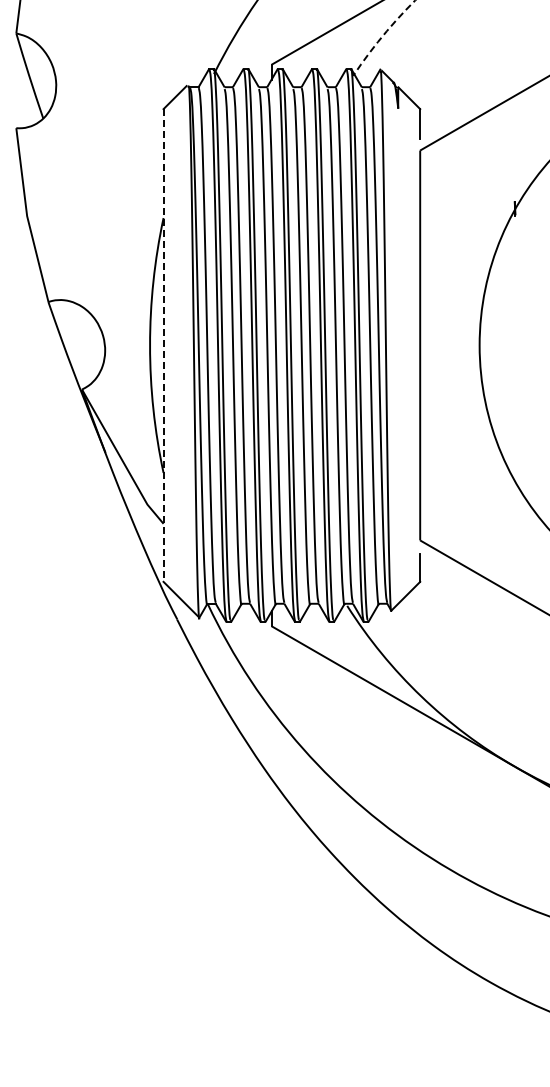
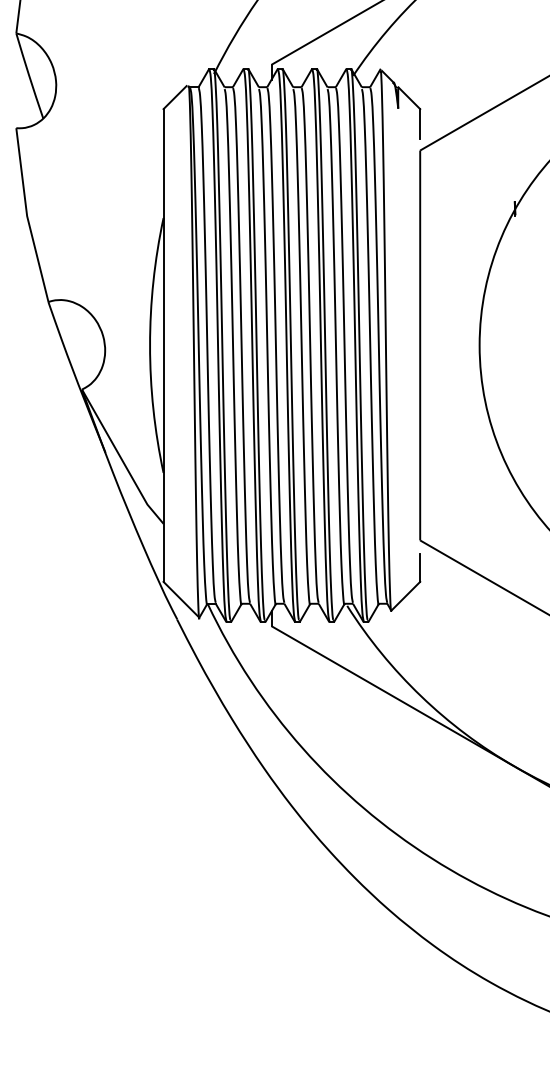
arc: dashed -> solid (382, 36)
line: dashed -> solid (163, 346)
